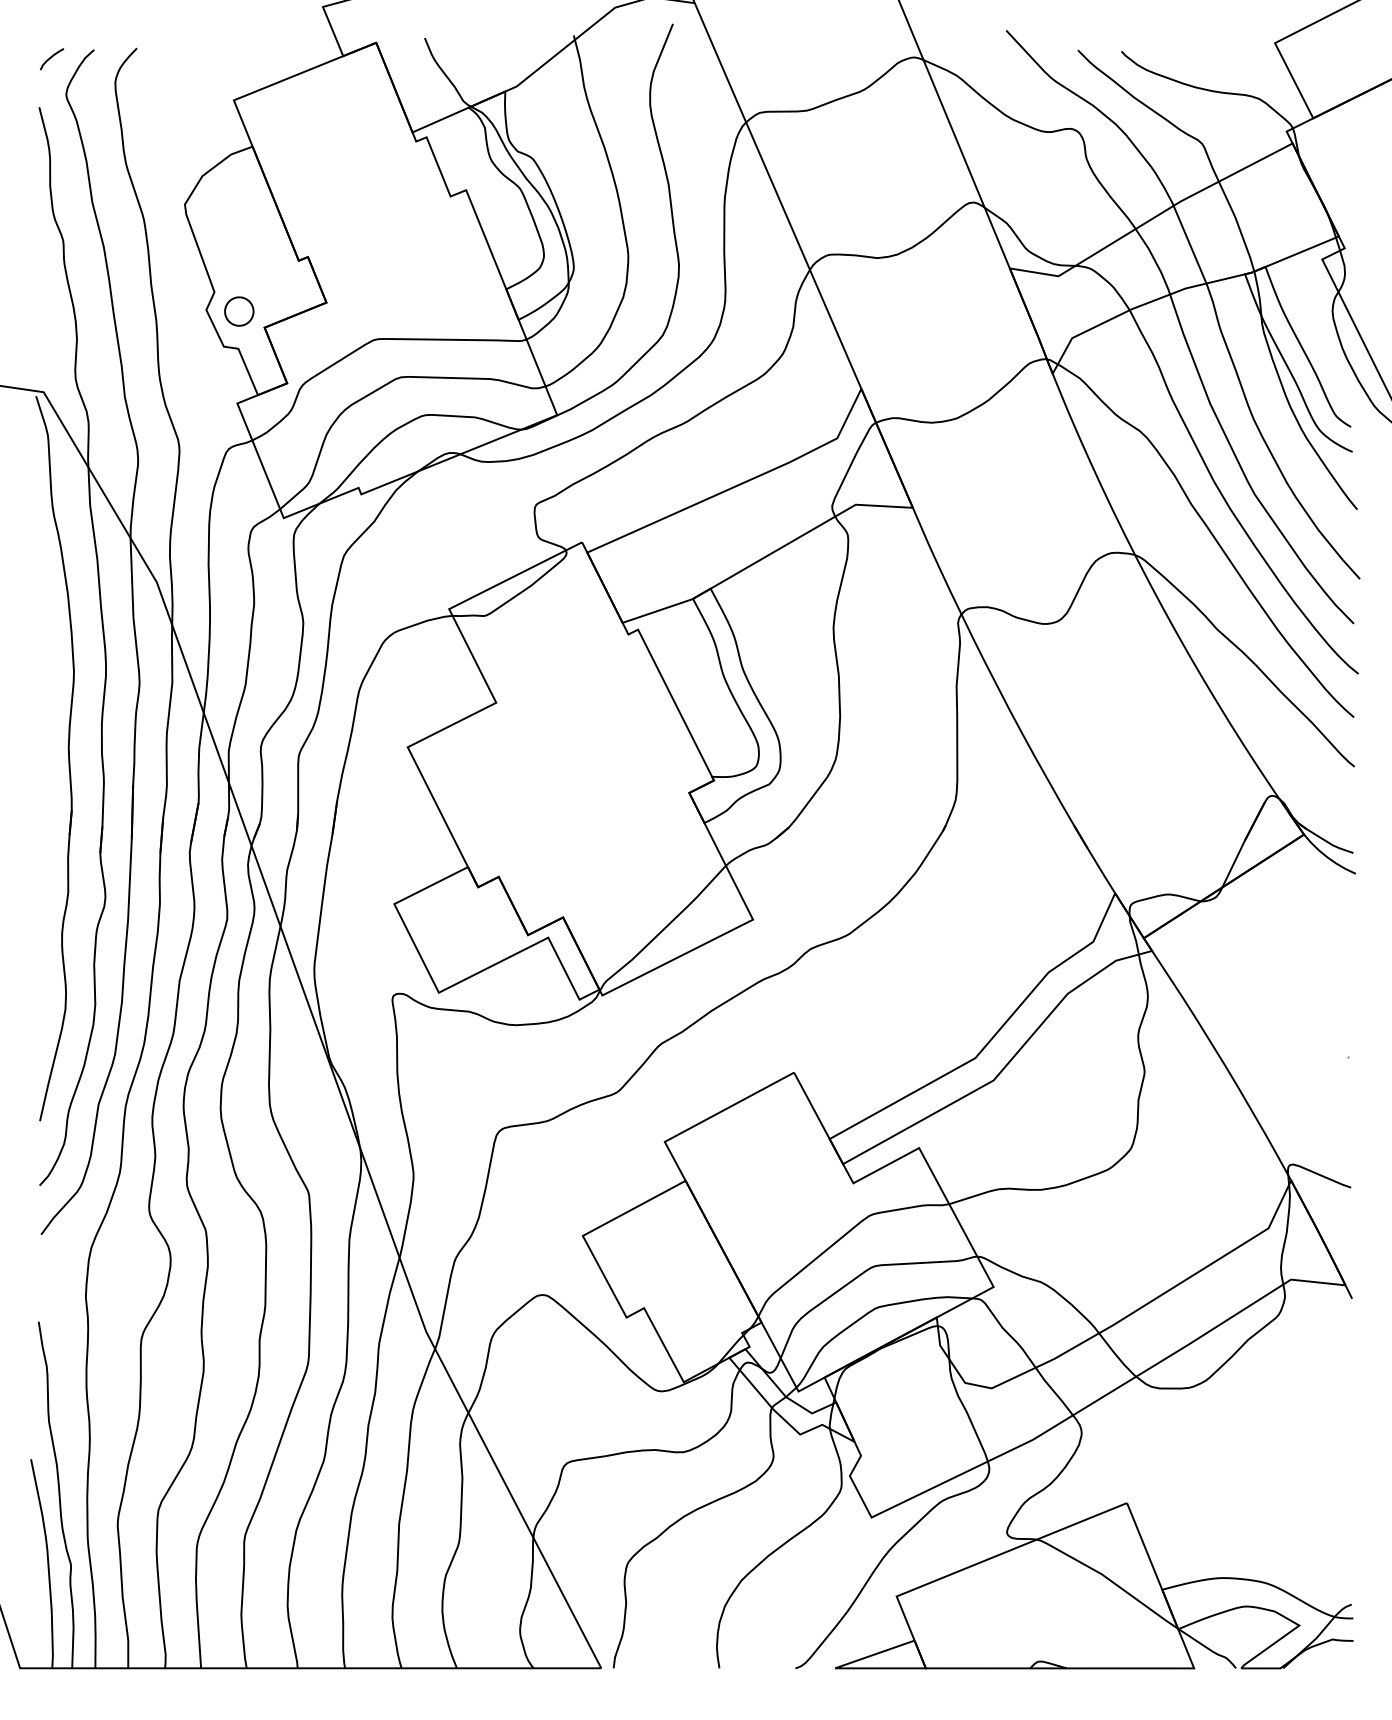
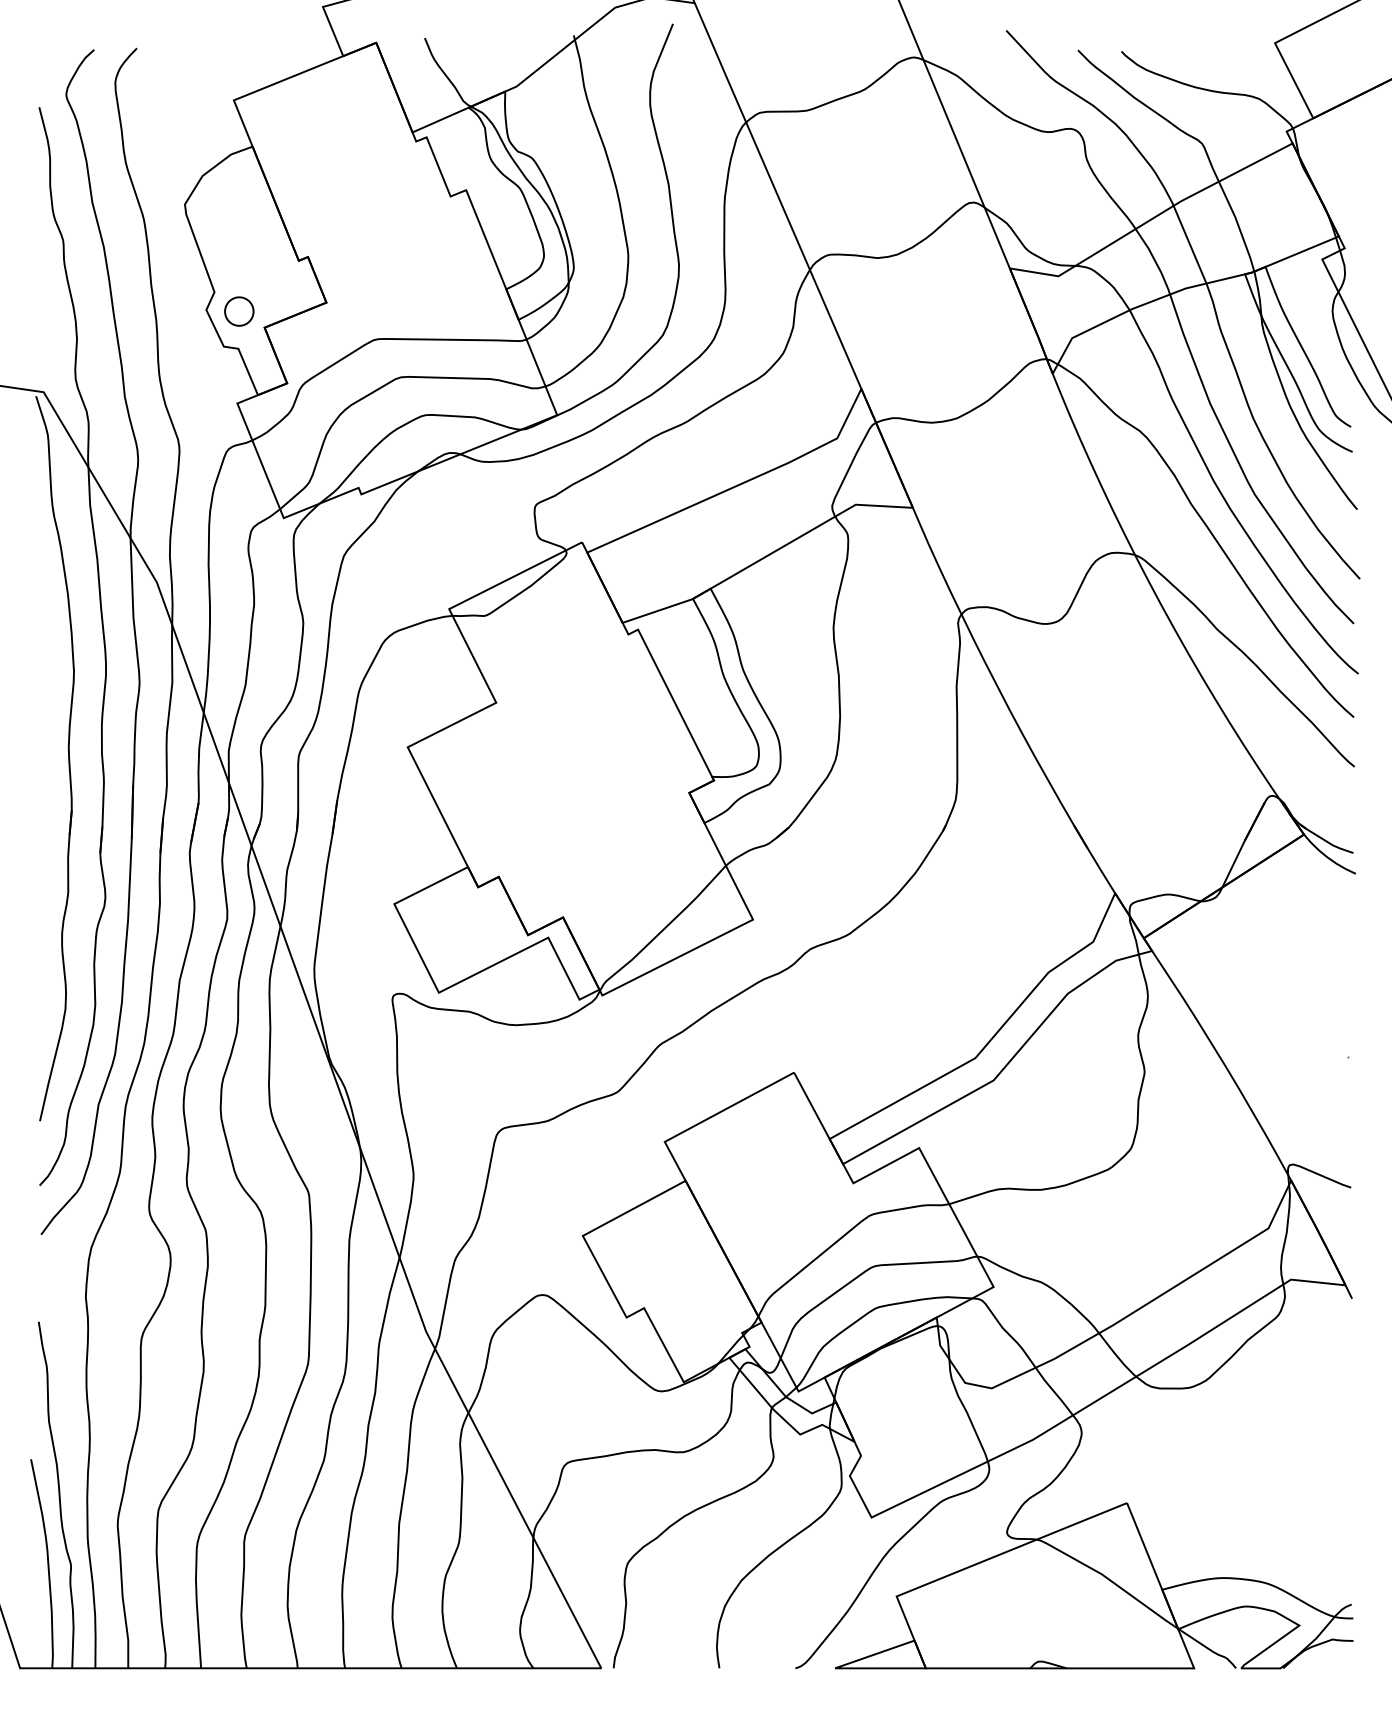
curve: present -> none (51, 58)
